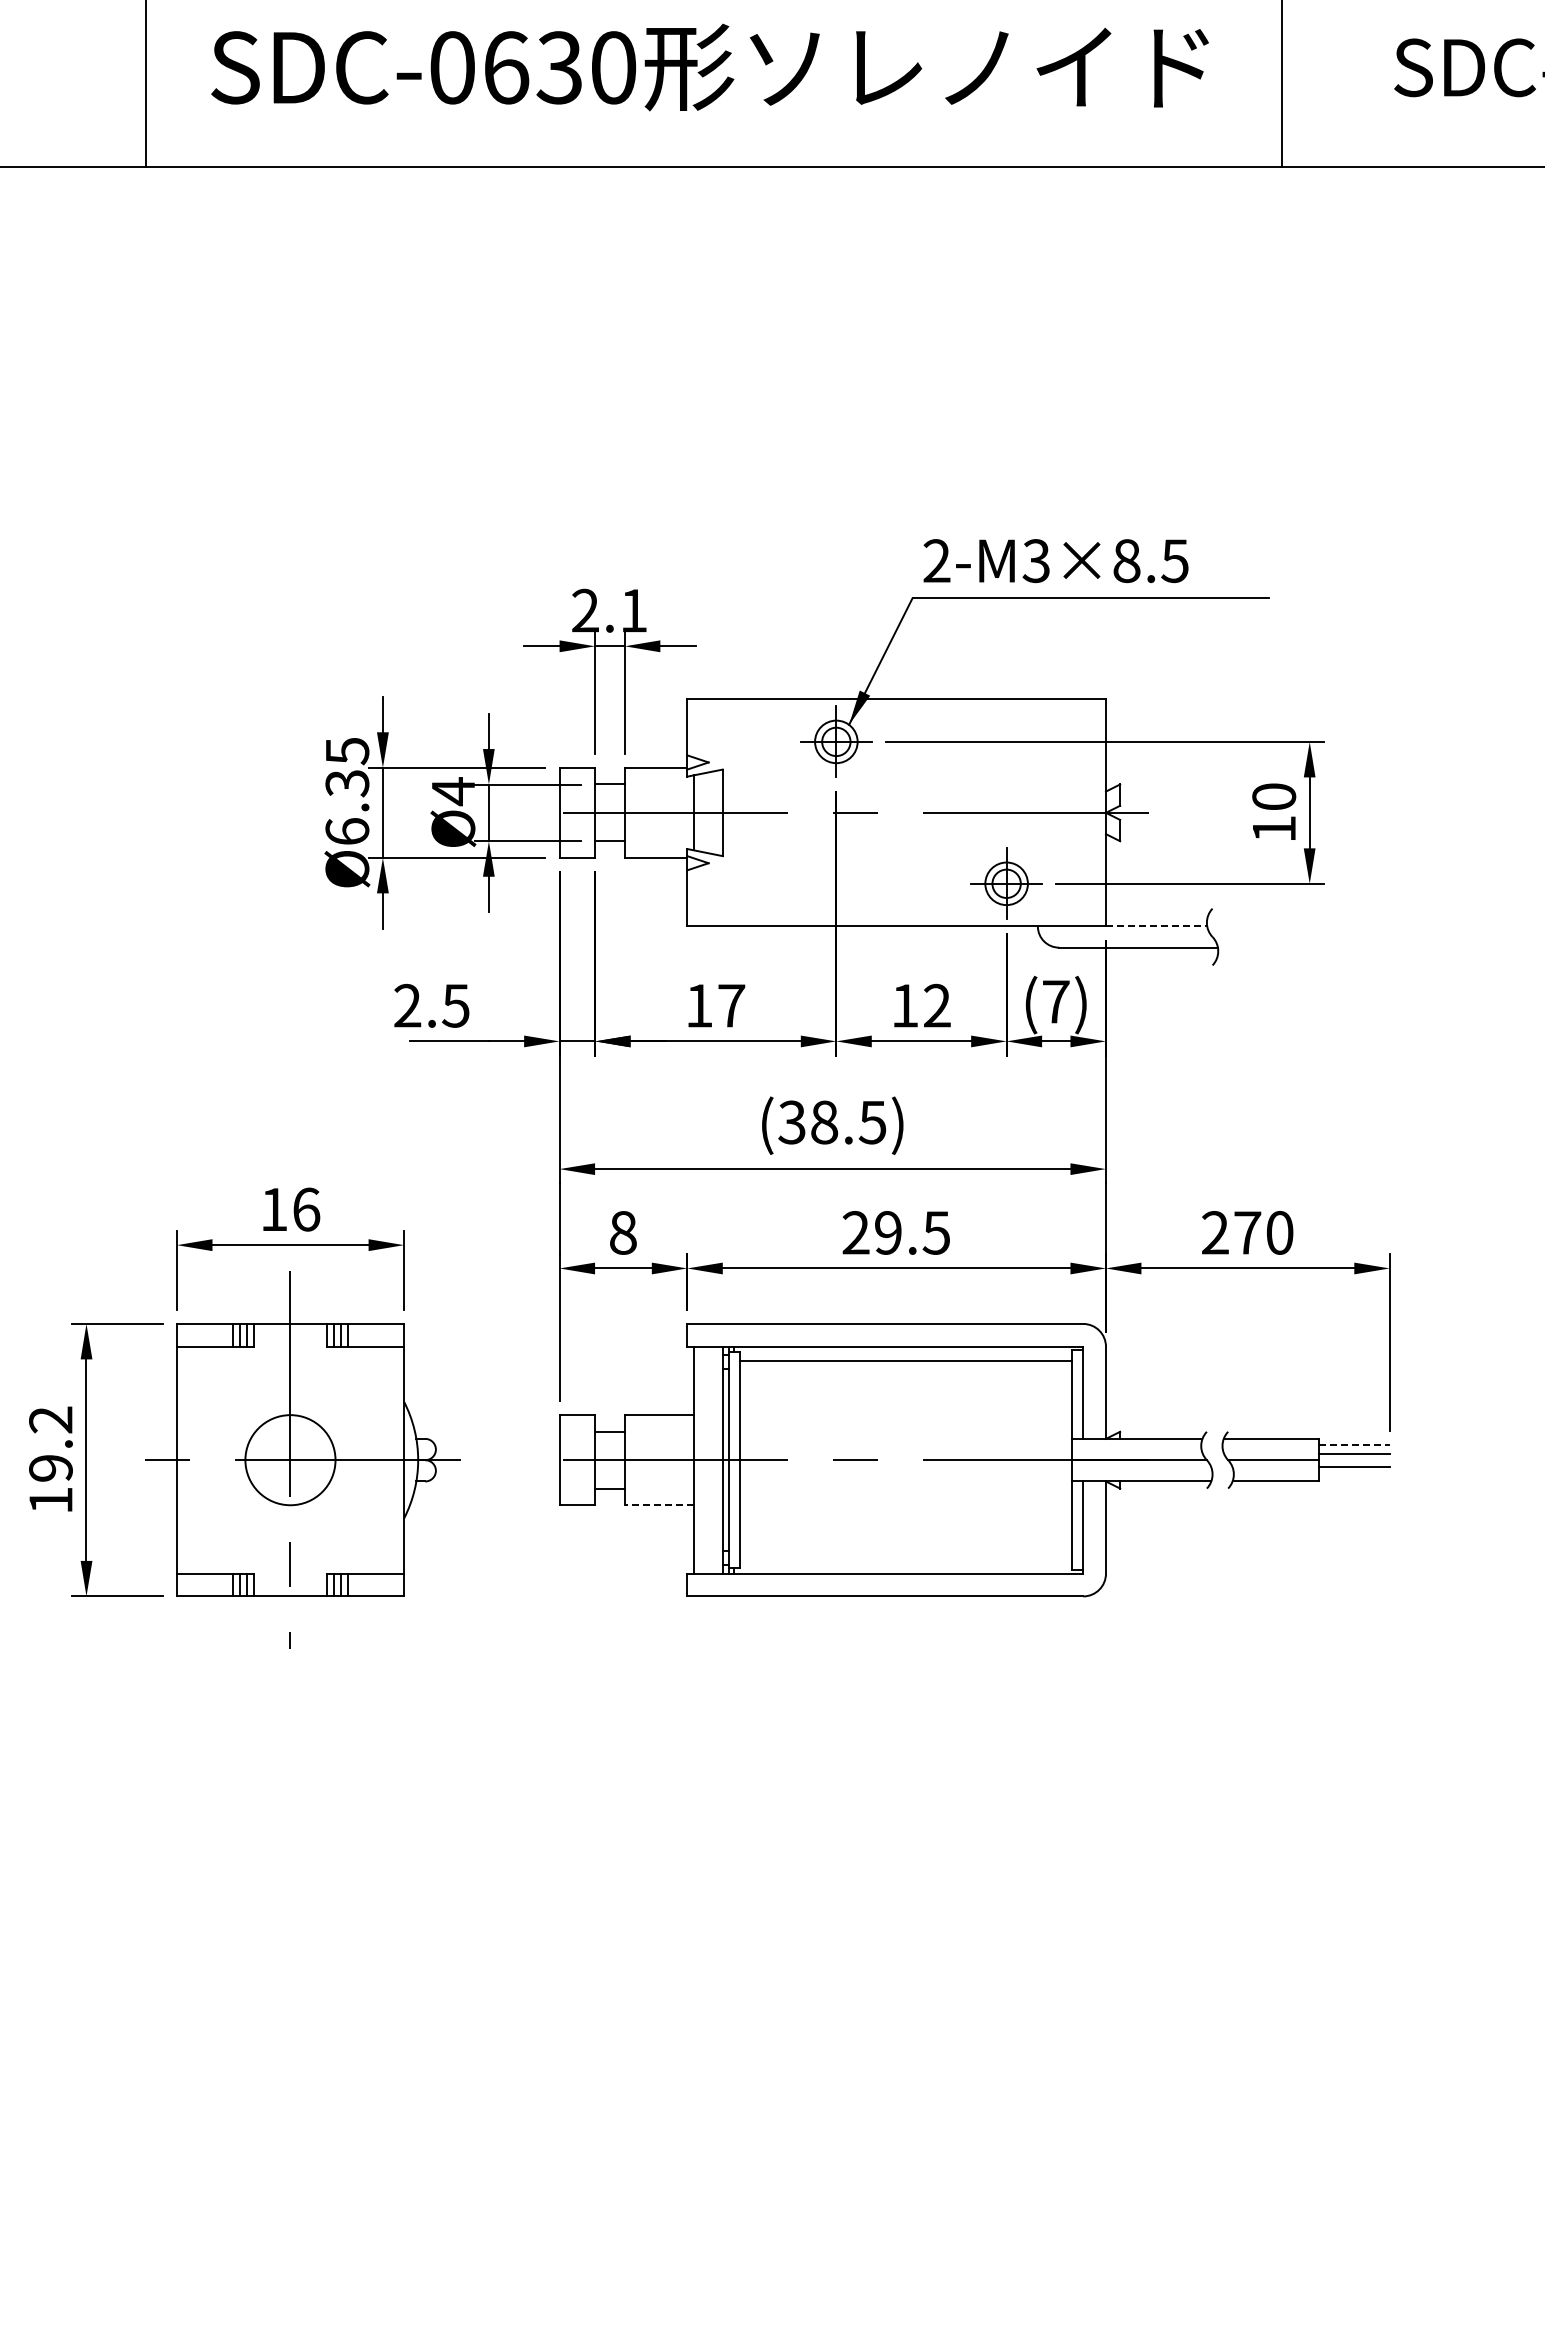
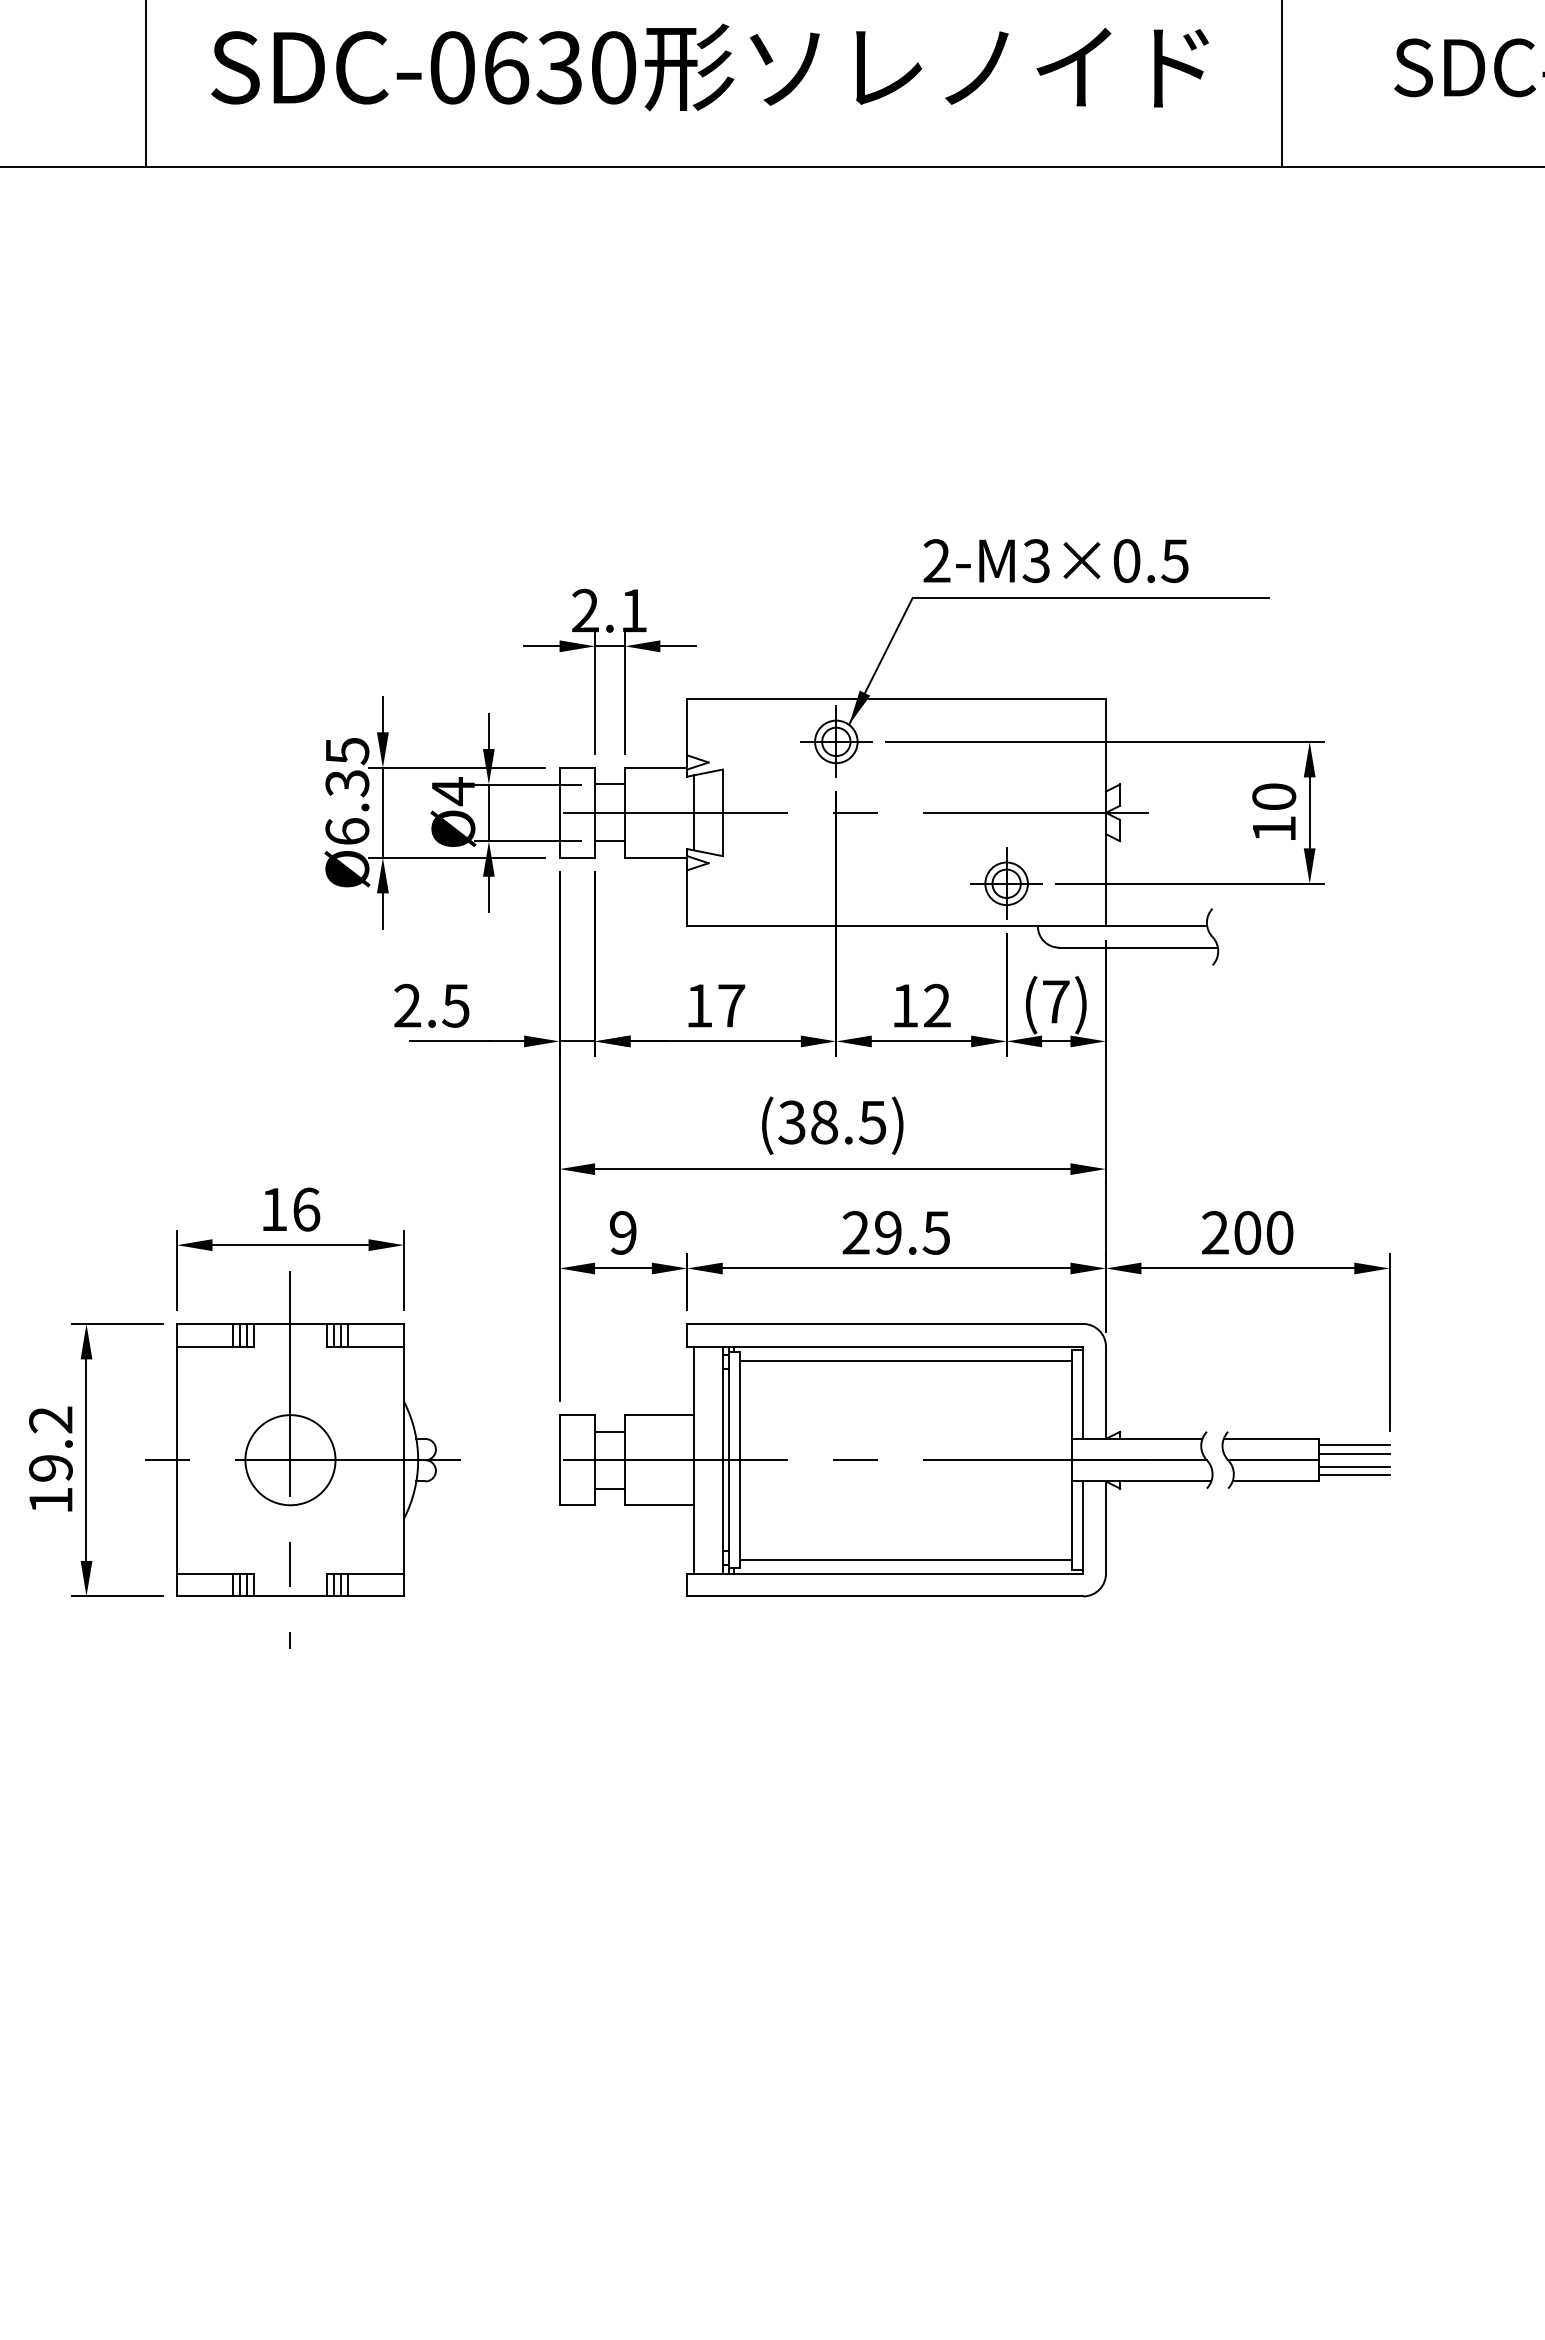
text: 2-M3×8.5 -> 2-M3×0.5 (1126, 560)
line: dashed -> solid (1156, 926)
text: 8 -> 9 (623, 1232)
text: 270 -> 200 (1247, 1232)
line: dashed -> solid (1354, 1445)
line: none -> present (1353, 1475)
line: dashed -> solid (659, 1505)
line: none -> present (905, 1559)
